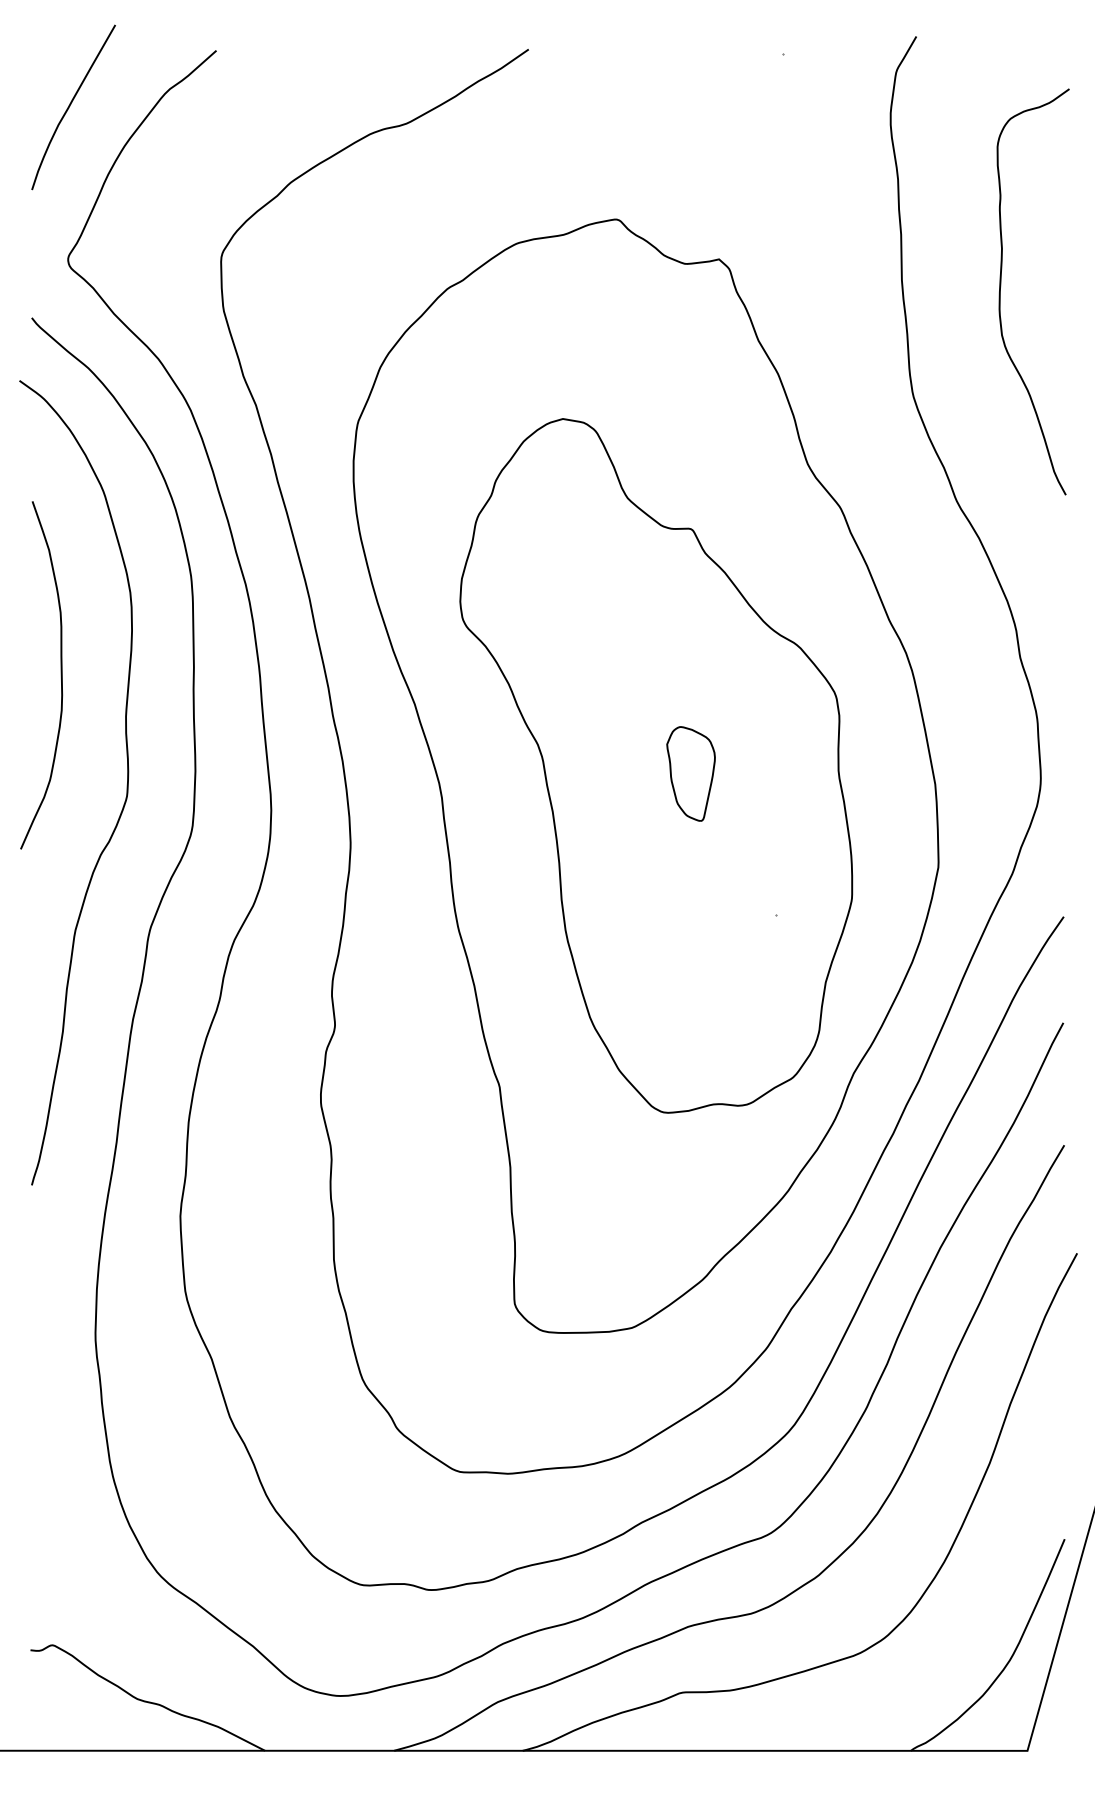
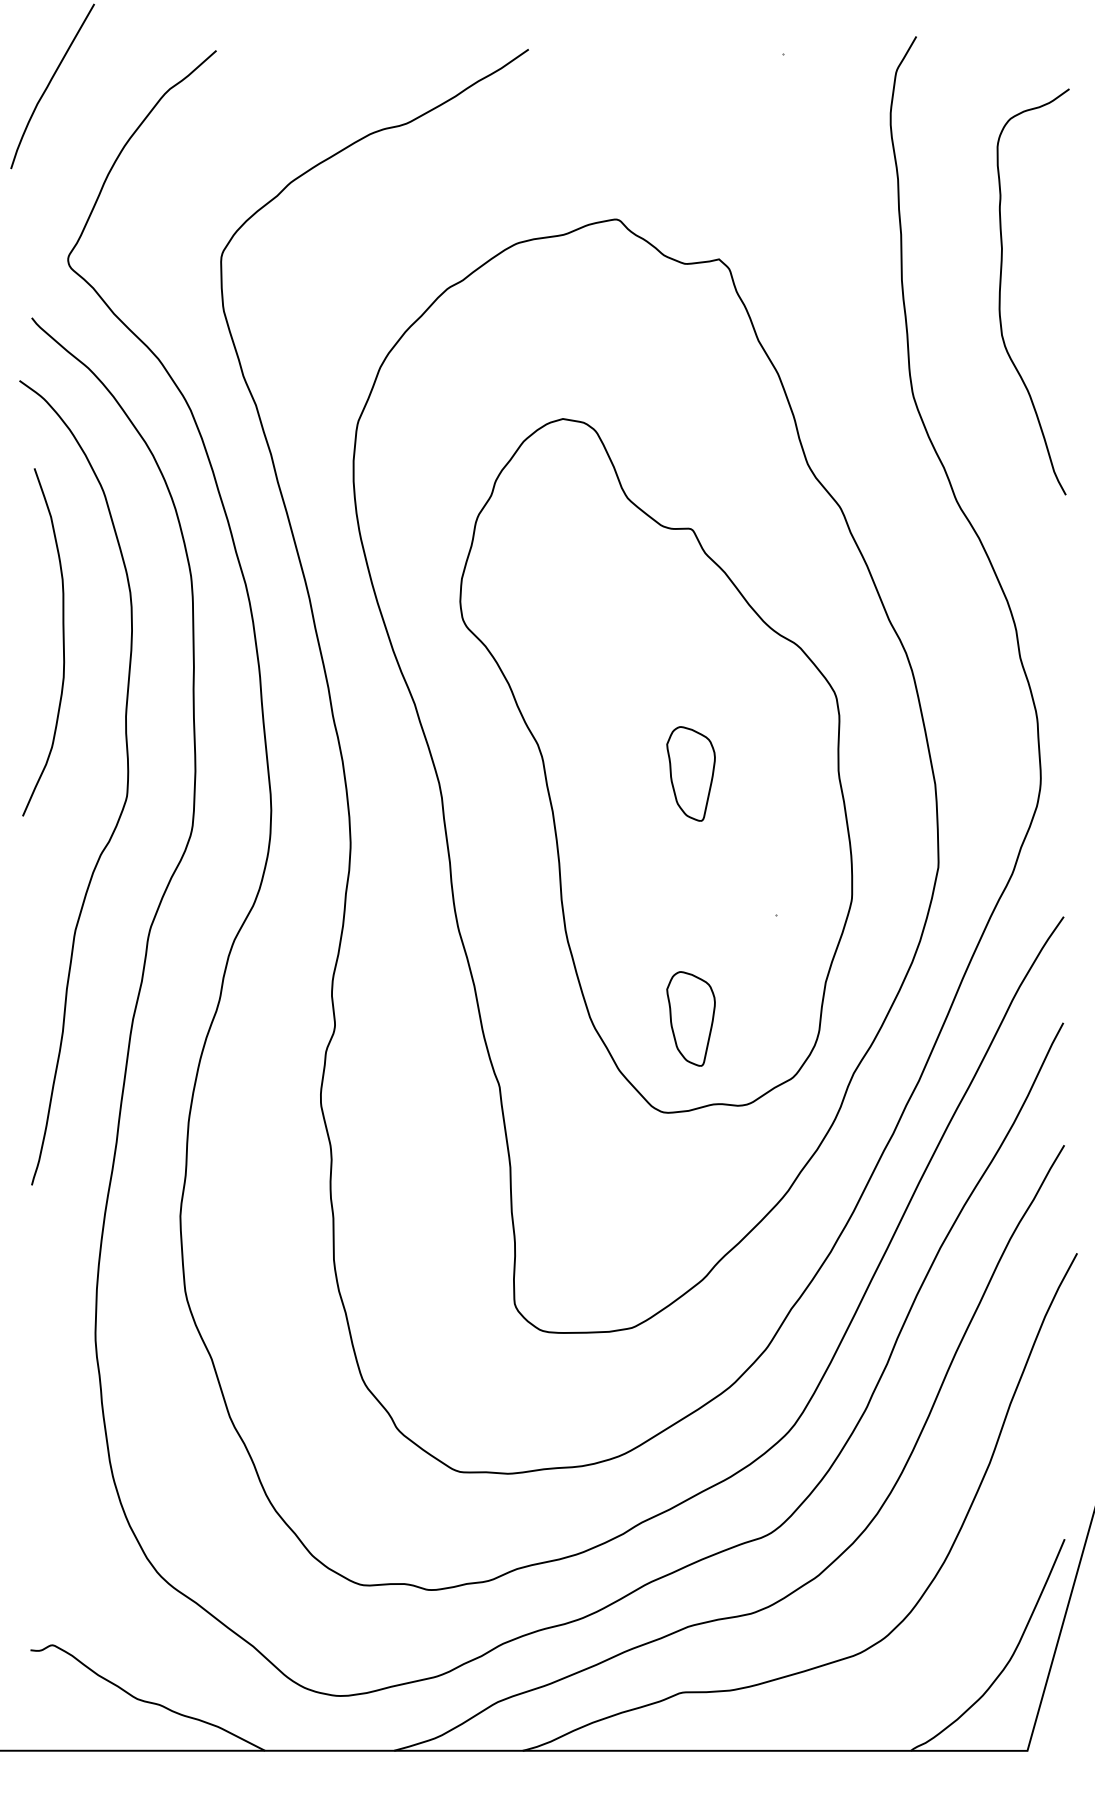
curve position: (70, 106) -> (49, 85) (49, 85)
curve position: (60, 675) -> (62, 642) (62, 642)
part: none -> present (690, 1018)
